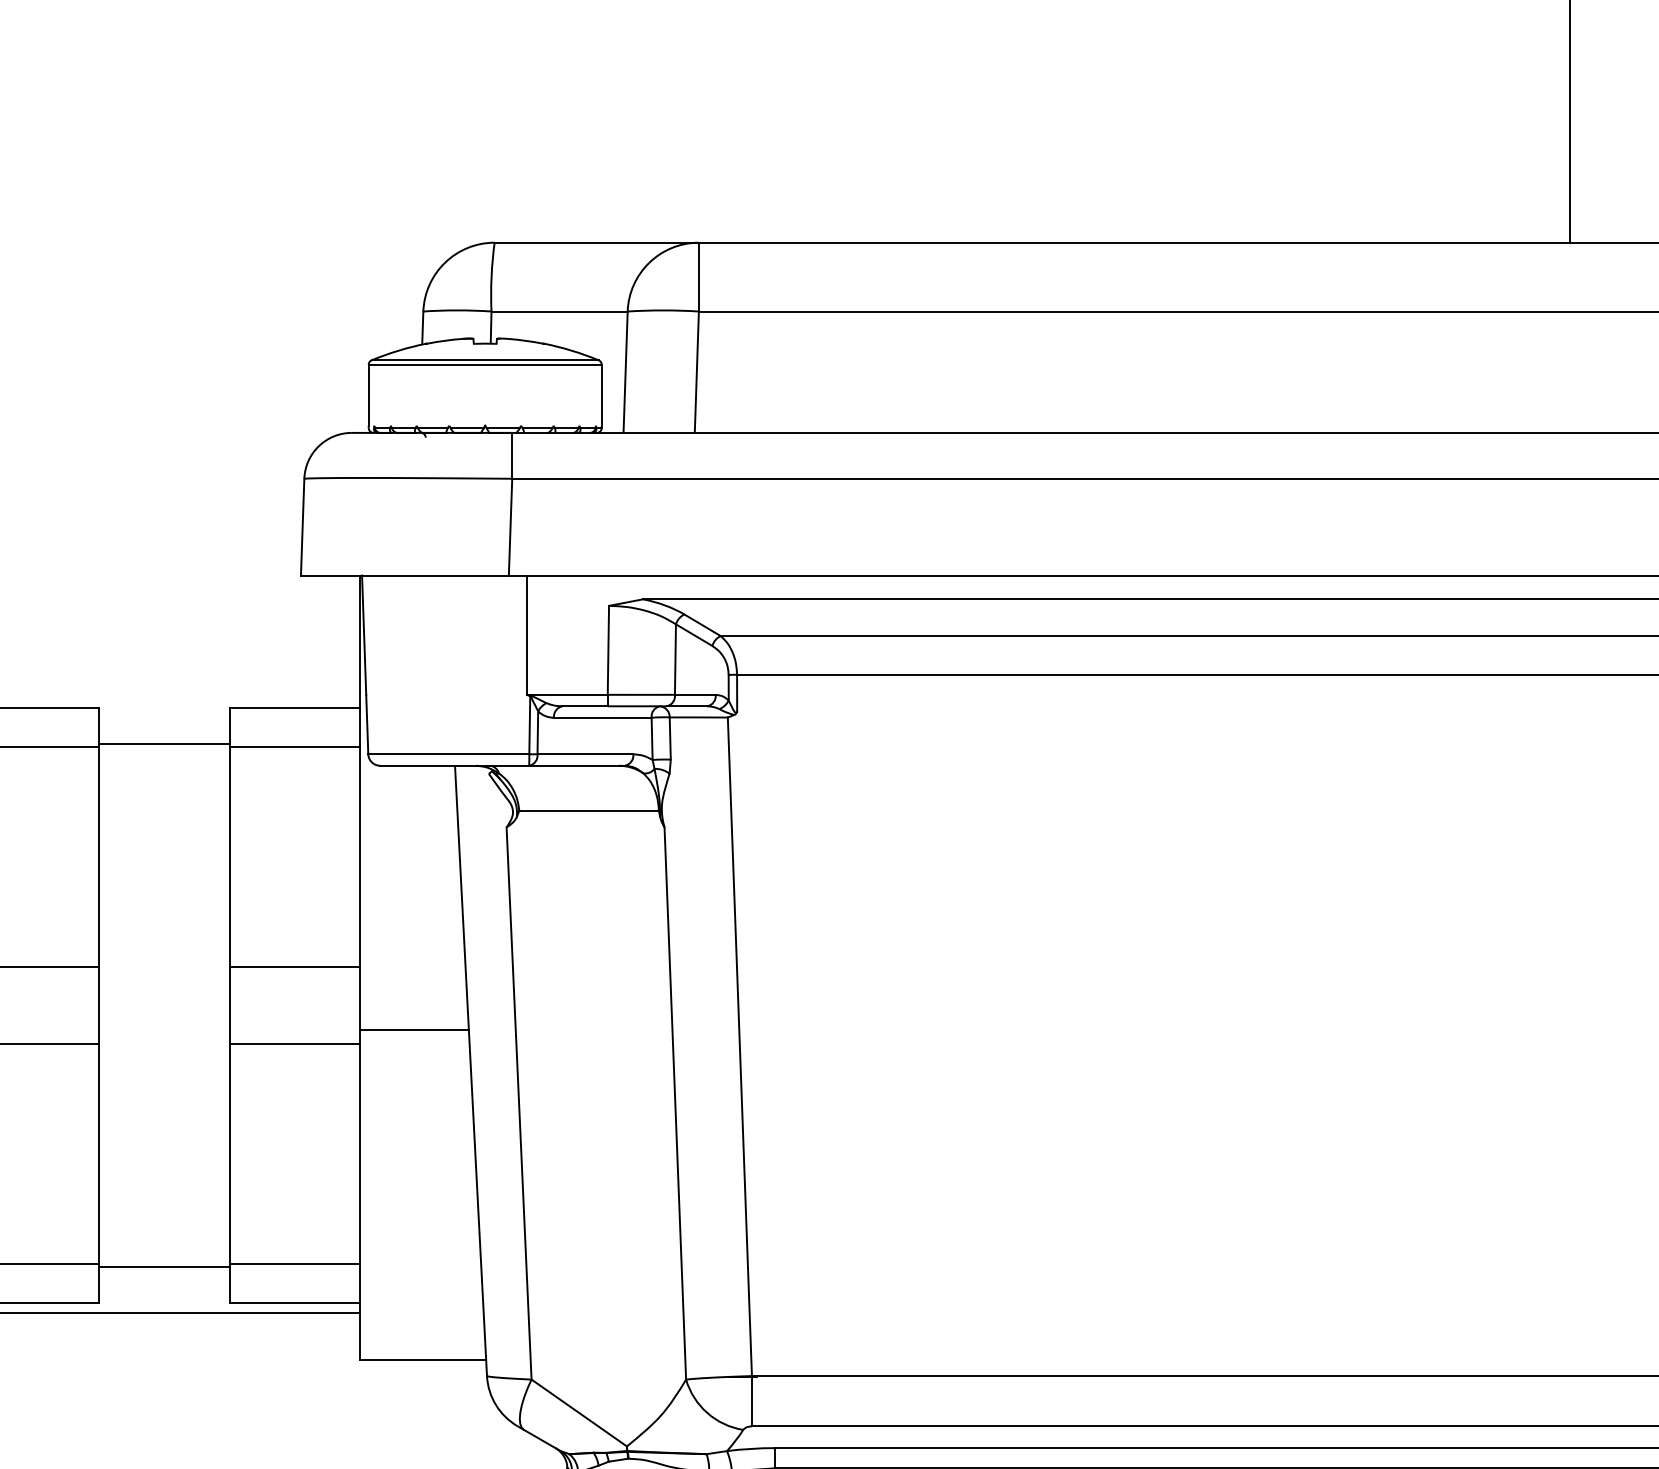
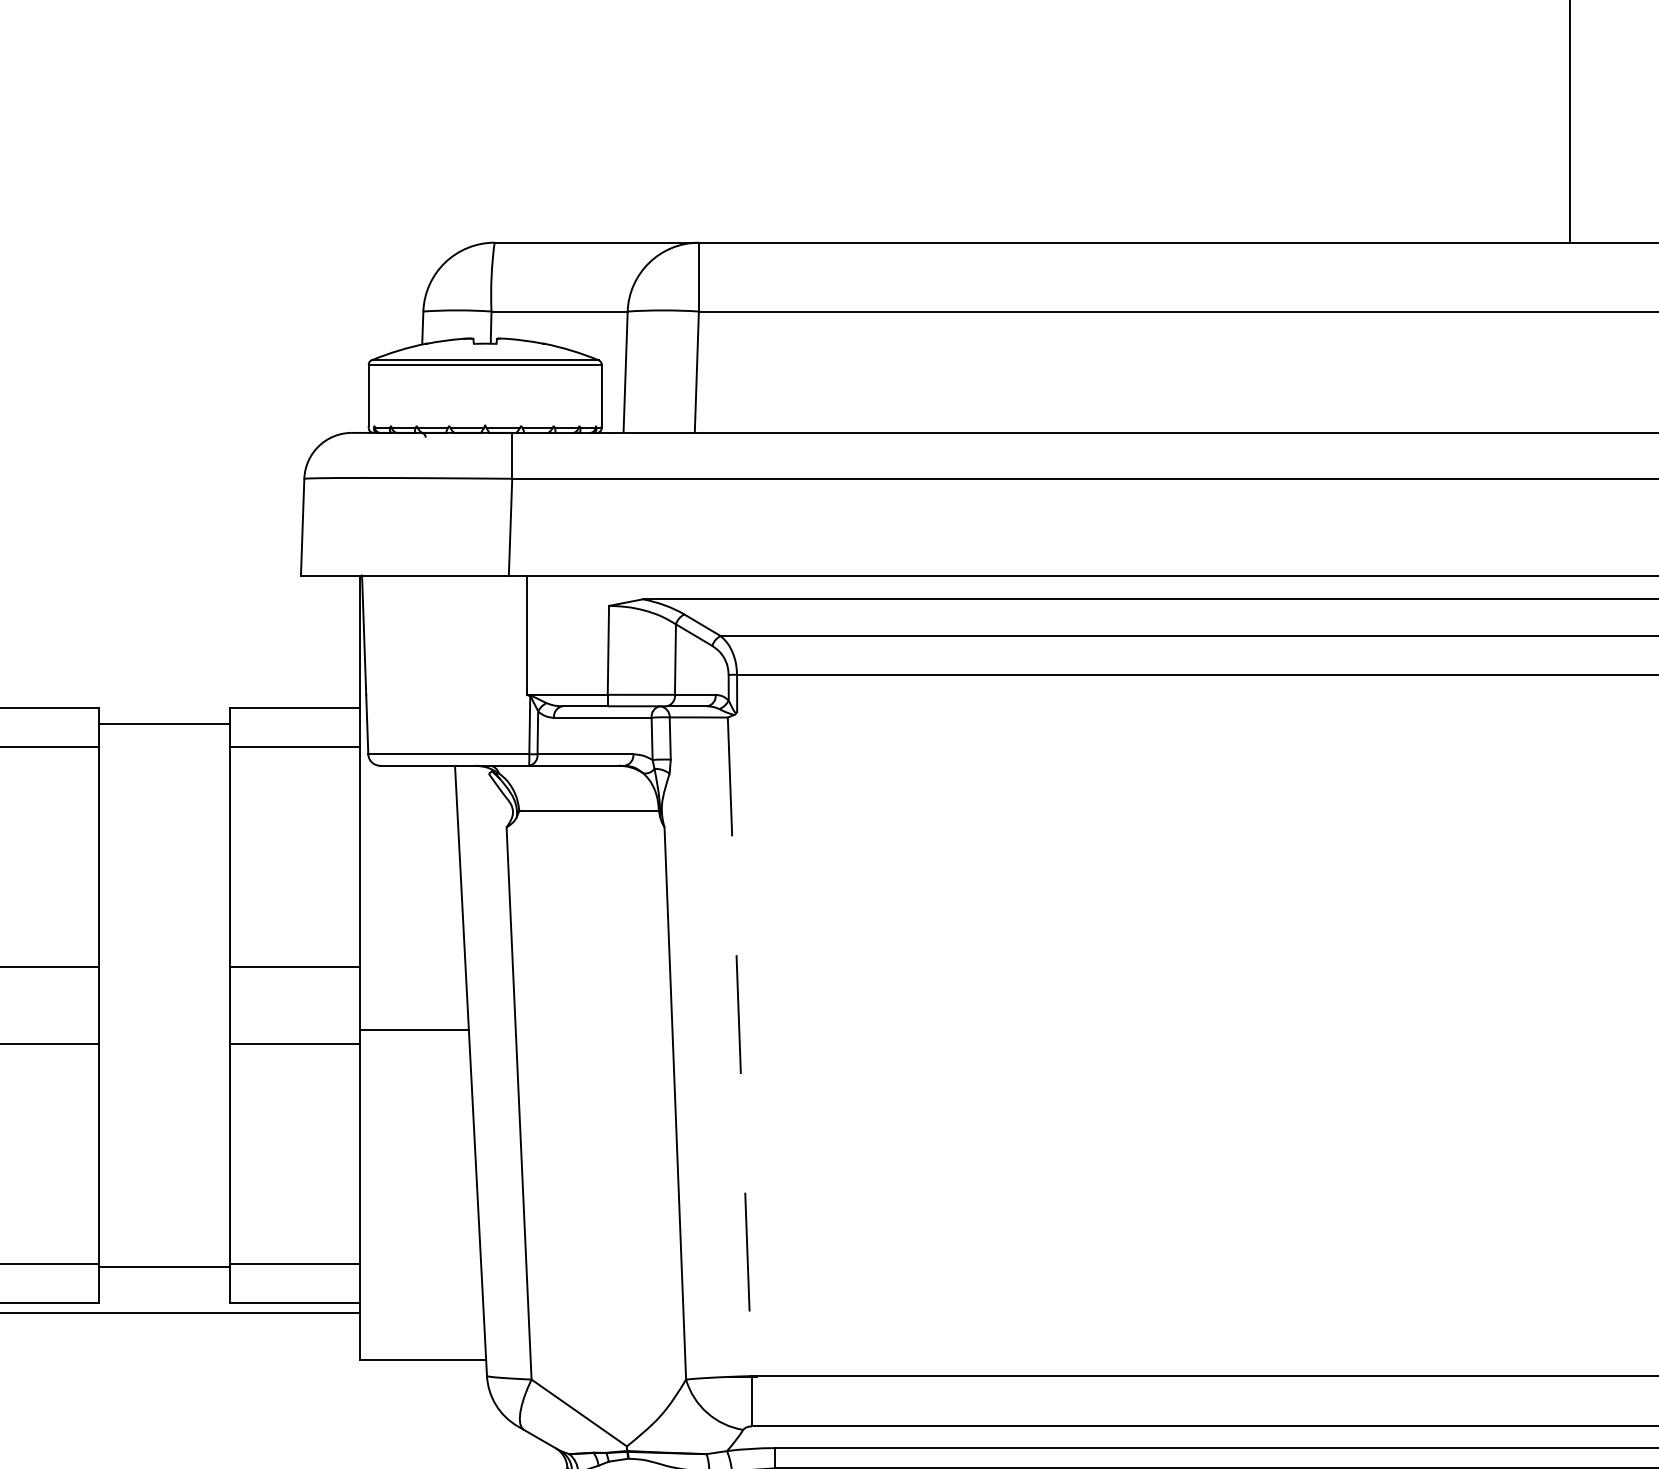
line position: (163, 743) -> (163, 723) (163, 723)
line: solid -> dashed (739, 1047)
